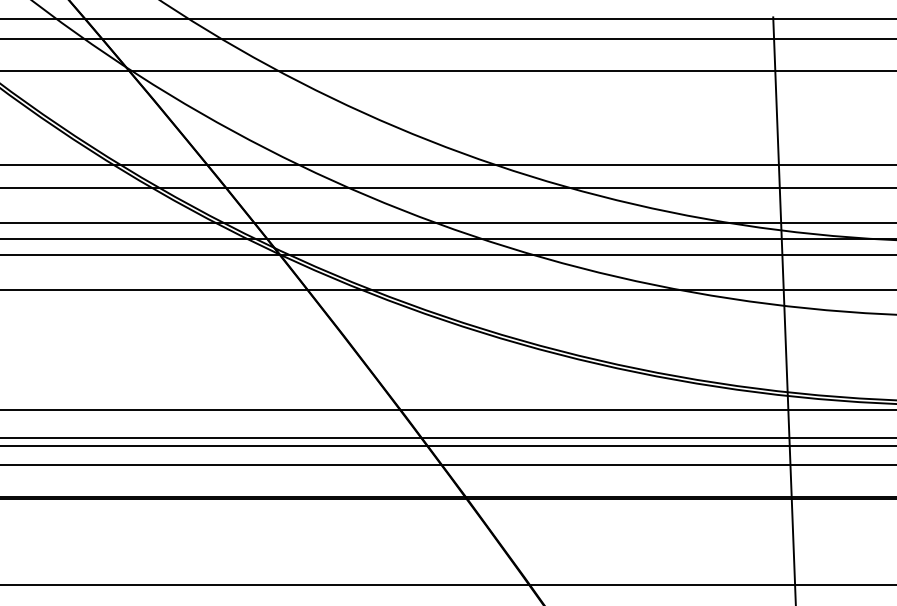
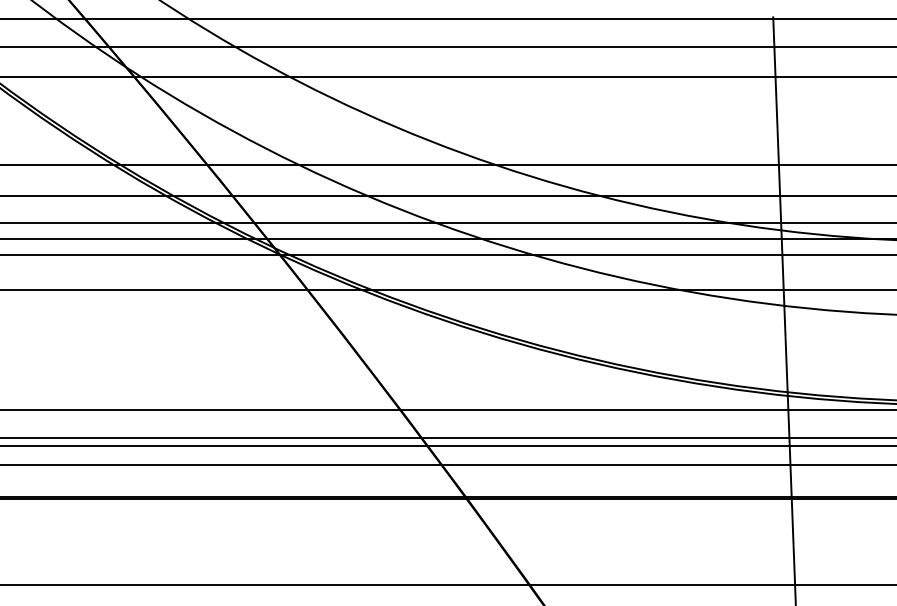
line position: (447, 38) -> (447, 46) (447, 46)
line position: (447, 71) -> (447, 77) (447, 77)
line position: (447, 187) -> (447, 195) (447, 195)
